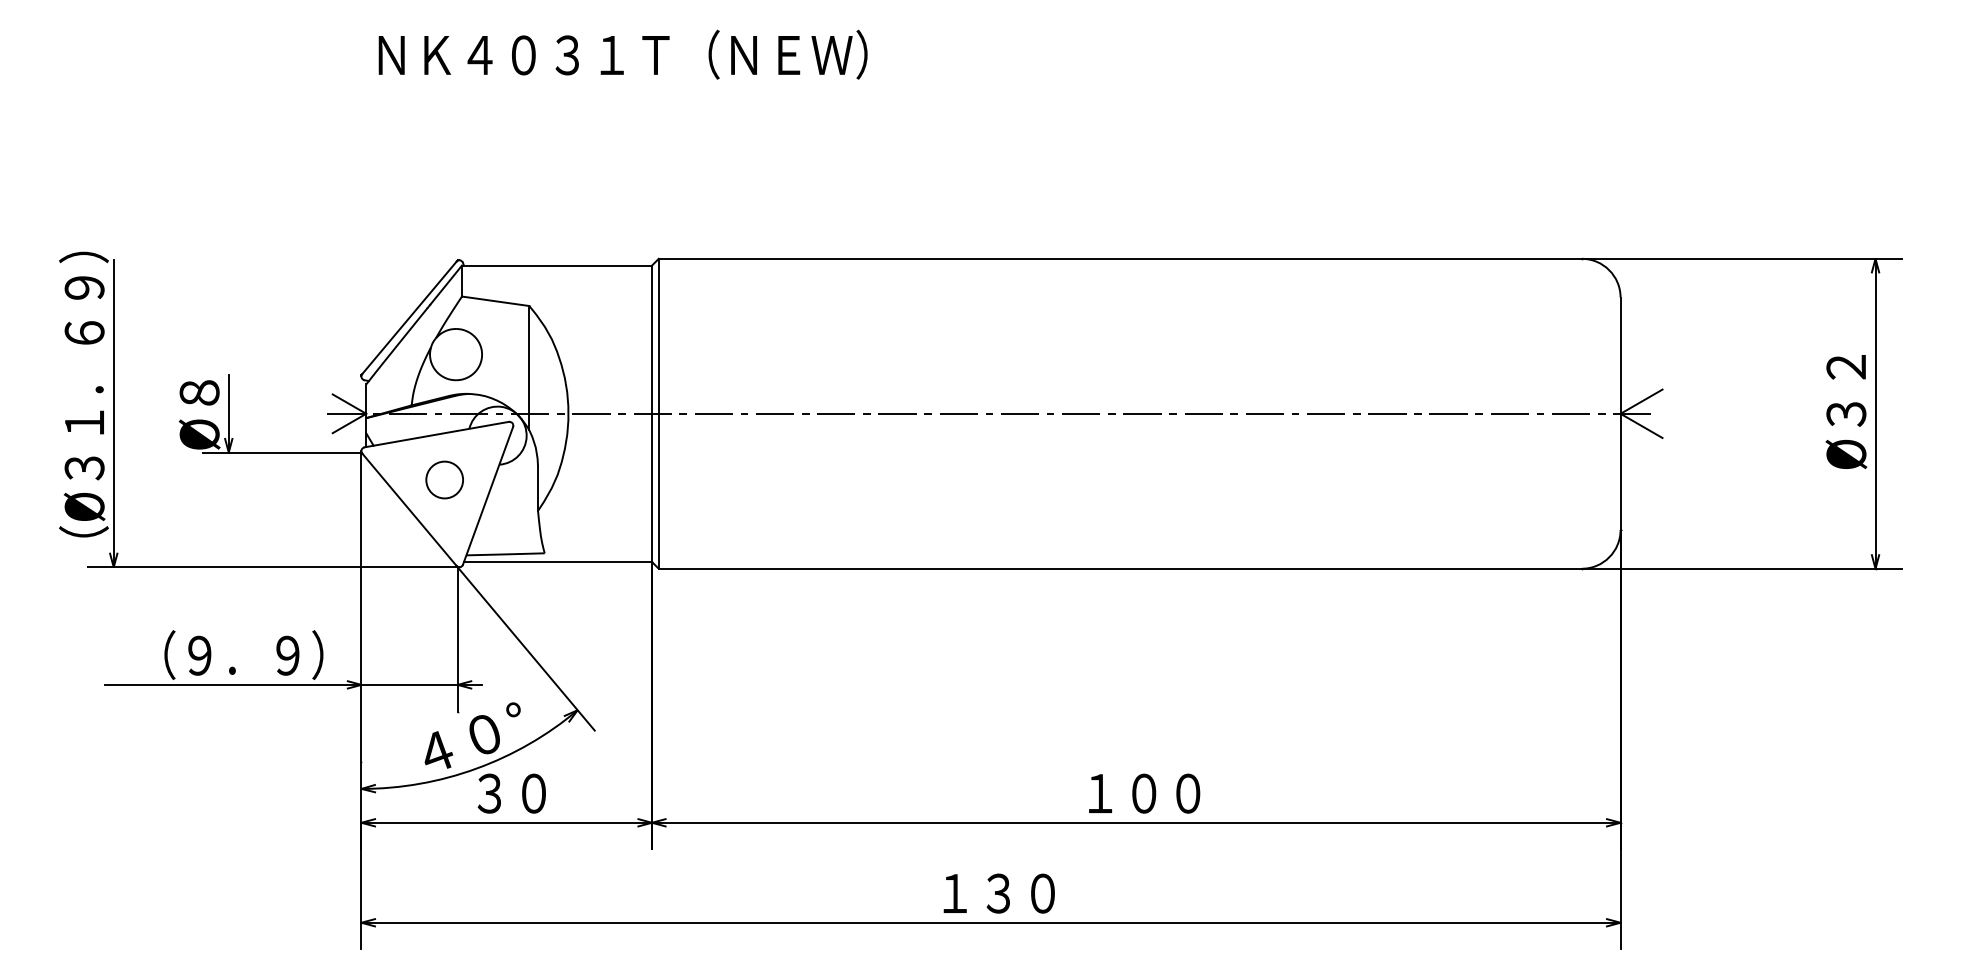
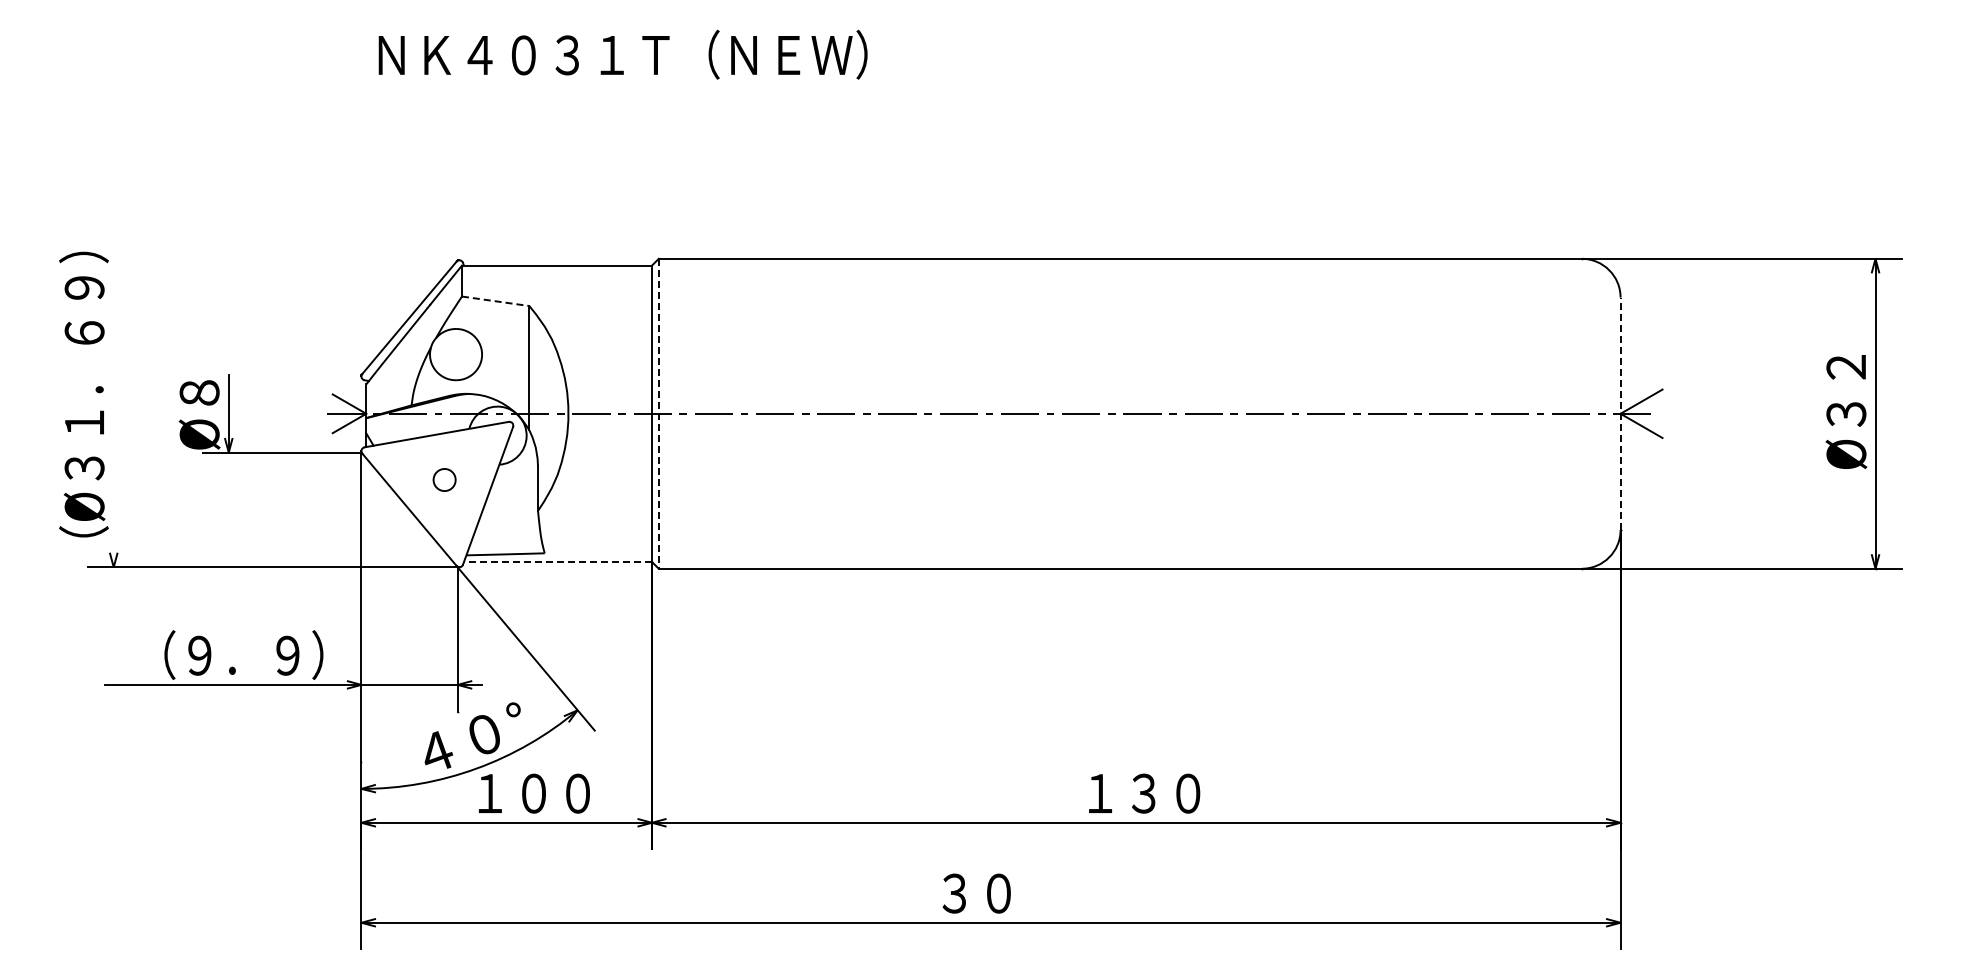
line: solid -> dashed (496, 301)
line: present -> none (113, 413)
line: solid -> dashed (658, 413)
line: solid -> dashed (1620, 413)
circle size: 39x40 px -> 25x24 px (444, 479)
line: solid -> dashed (557, 561)
text: ３０ -> １００ (533, 793)
text: １００ -> １３０ (1144, 793)
text: １３０ -> ３０ (998, 893)
